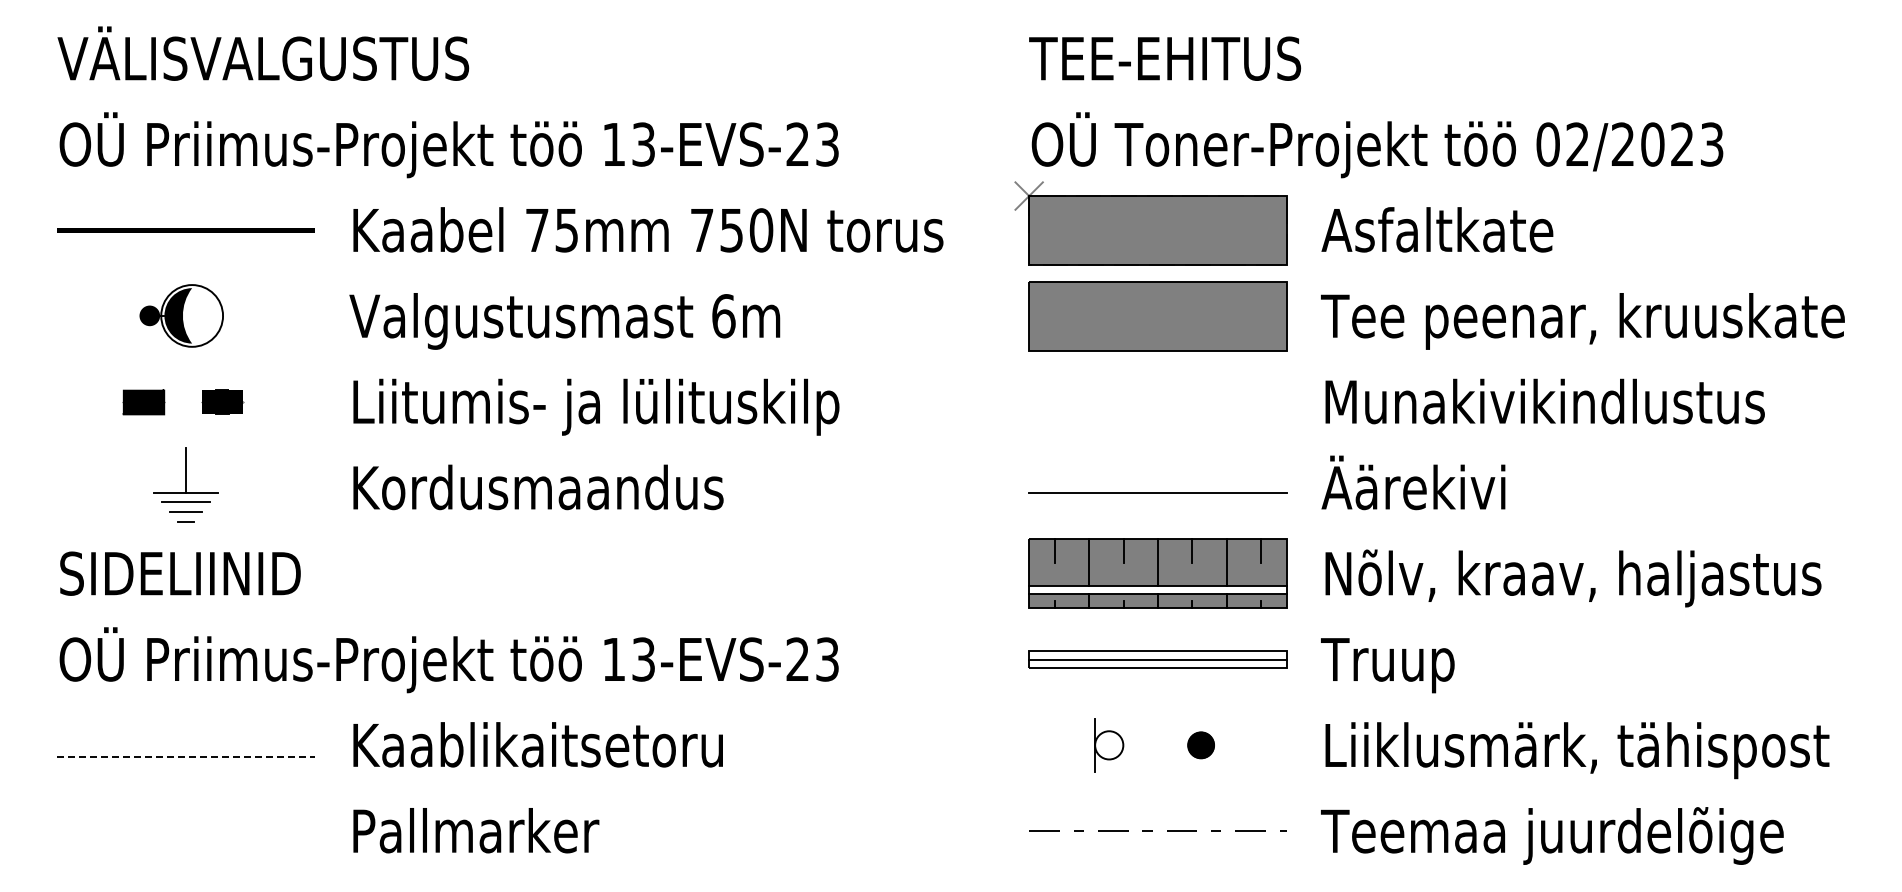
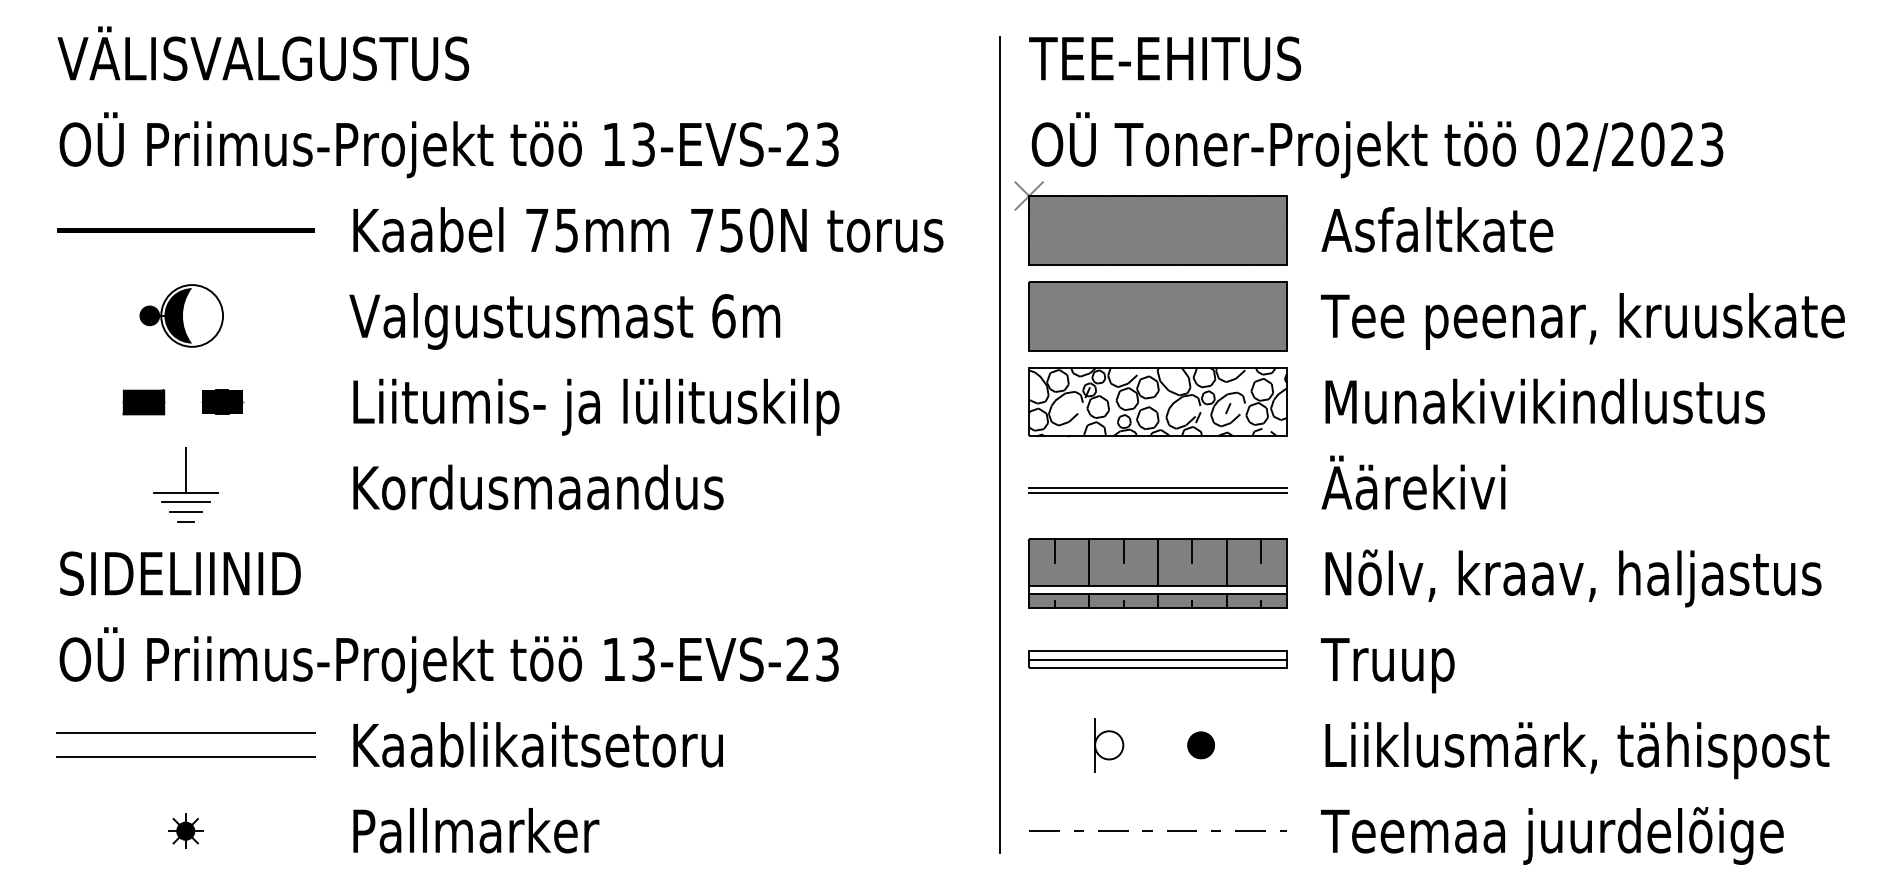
part: none -> present (1157, 402)
line: none -> present (1000, 445)
line: none -> present (1157, 487)
line: none -> present (185, 732)
line: dashed -> solid (185, 757)
part: none -> present (185, 830)
